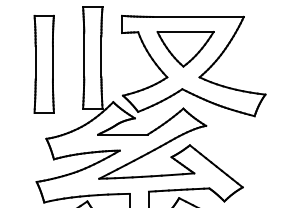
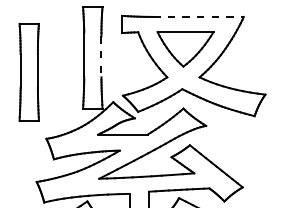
line: solid -> dashed (199, 16)
line: solid -> dashed (101, 57)
part position: (43, 63) -> (28, 71) (28, 71)
